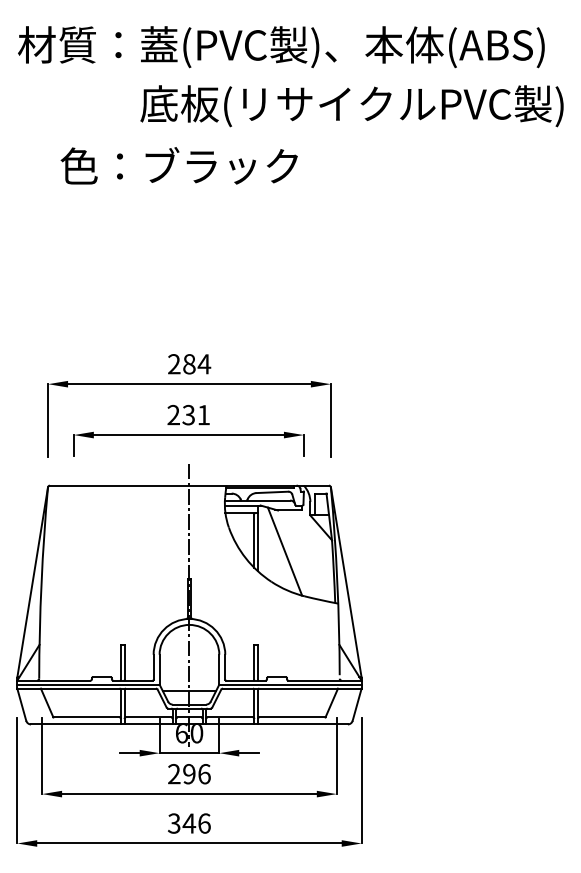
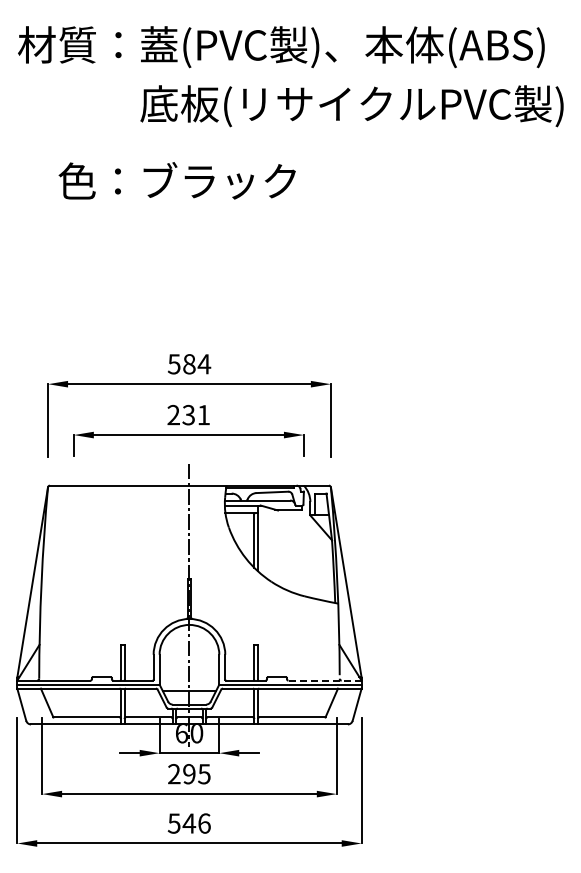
text position: (178, 165) -> (176, 180) (176, 180)
text: 284 -> 584 (173, 364)
line: present -> none (284, 551)
line: solid -> dashed (325, 680)
text: 296 -> 295 (204, 774)
text: 346 -> 546 (174, 823)
